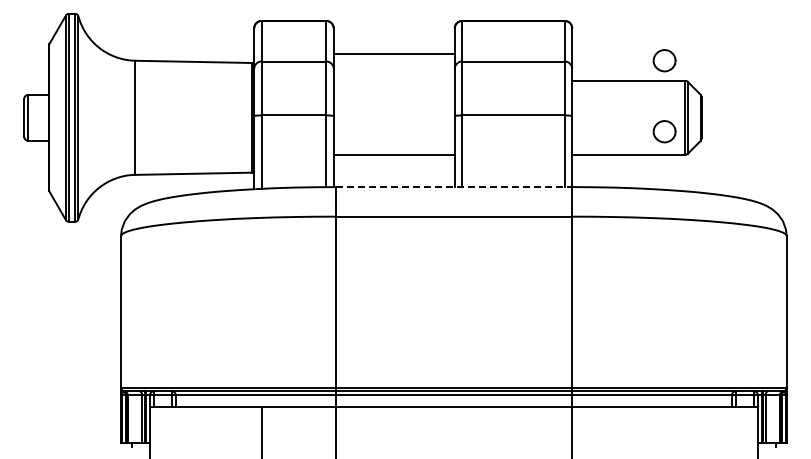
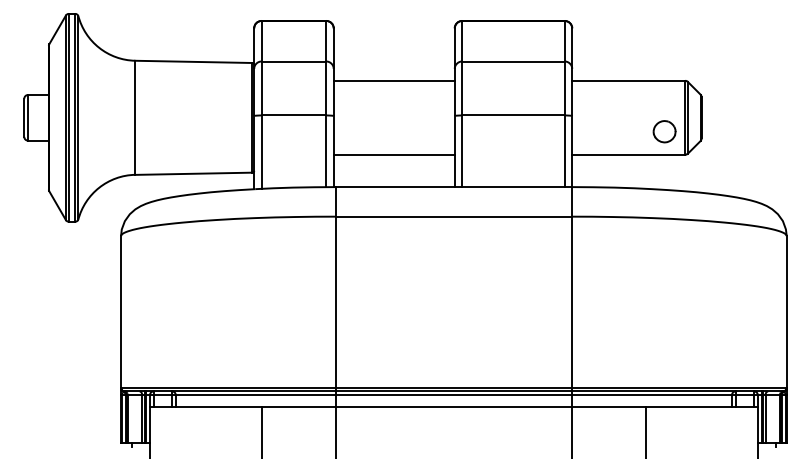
line position: (393, 53) -> (393, 80) (393, 80)
part: present -> none (664, 60)
line: dashed -> solid (454, 187)
line: none -> present (645, 430)
